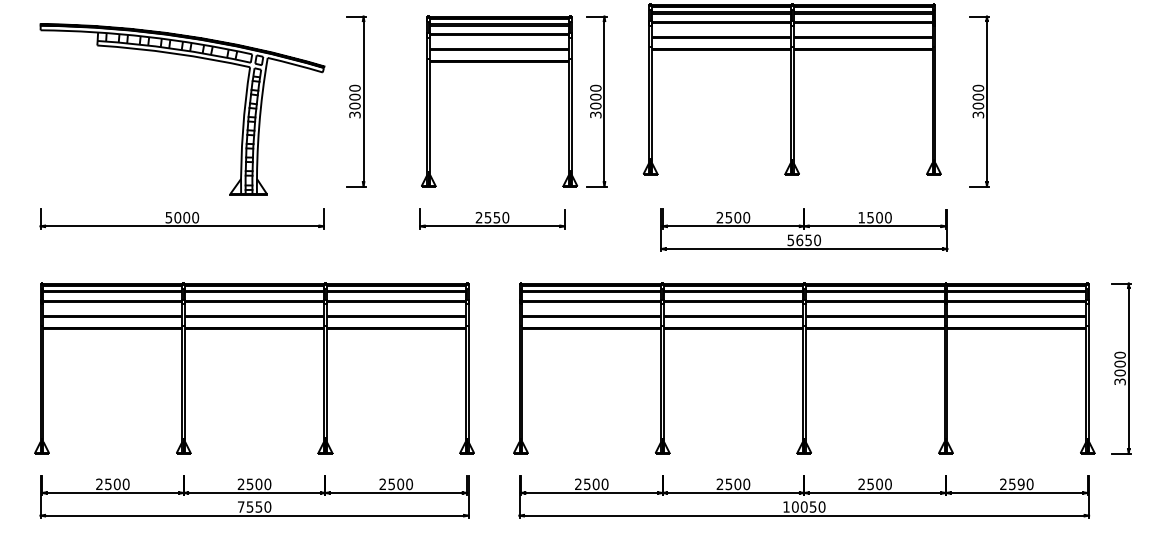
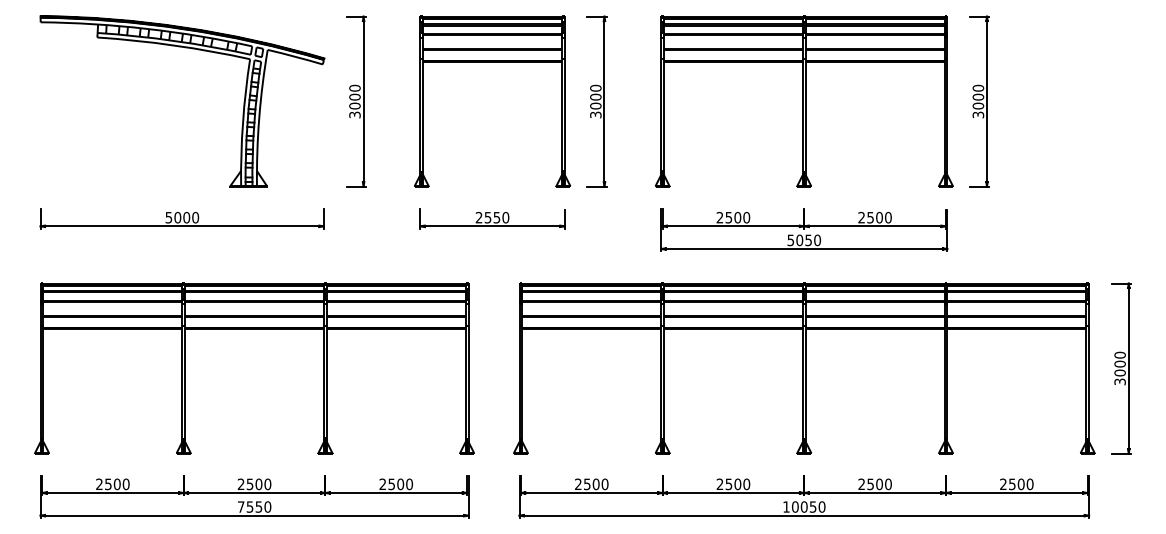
part position: (192, 57) -> (192, 49) (192, 49)
part position: (499, 62) -> (492, 62) (492, 62)
part position: (791, 89) -> (803, 101) (803, 101)
text: 1500 -> 2500 (861, 217)
text: 5650 -> 5050 (799, 239)
text: 2590 -> 2500 (1020, 484)
